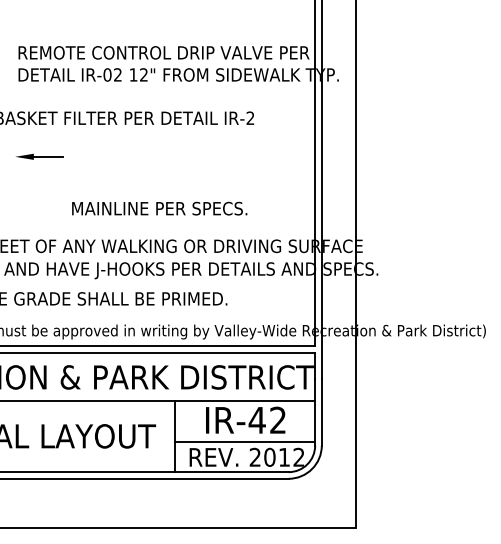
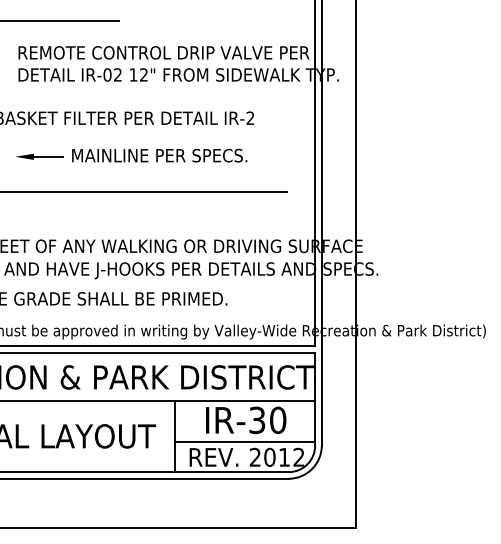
line: none -> present (60, 21)
line: none -> present (144, 191)
text position: (159, 208) -> (159, 155) (159, 155)
text: IR-42 -> IR-30 (267, 420)
